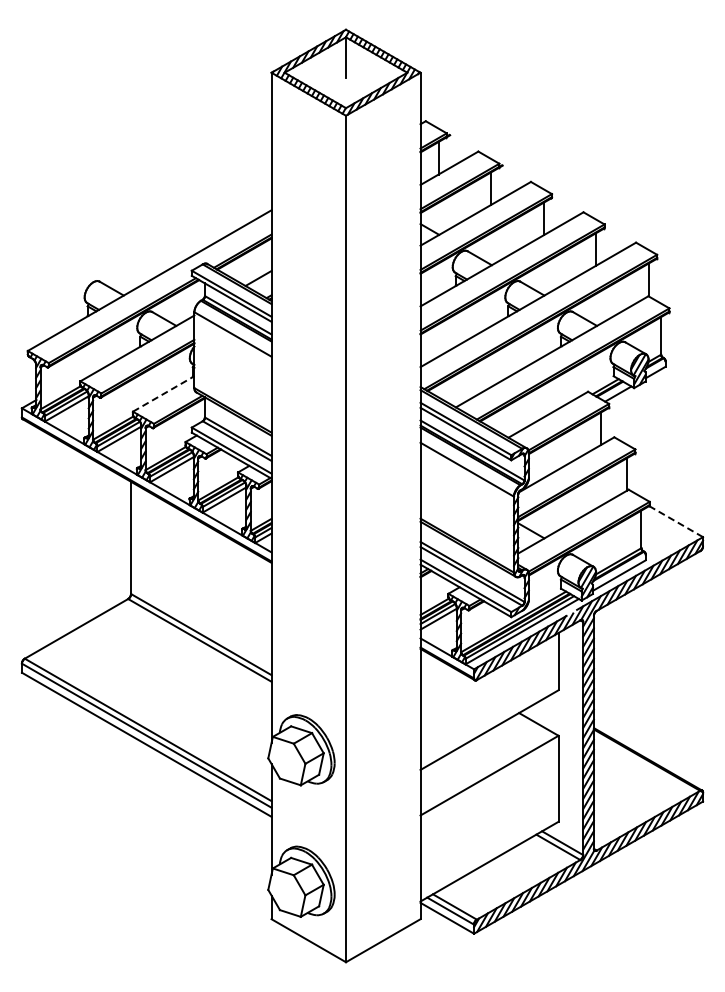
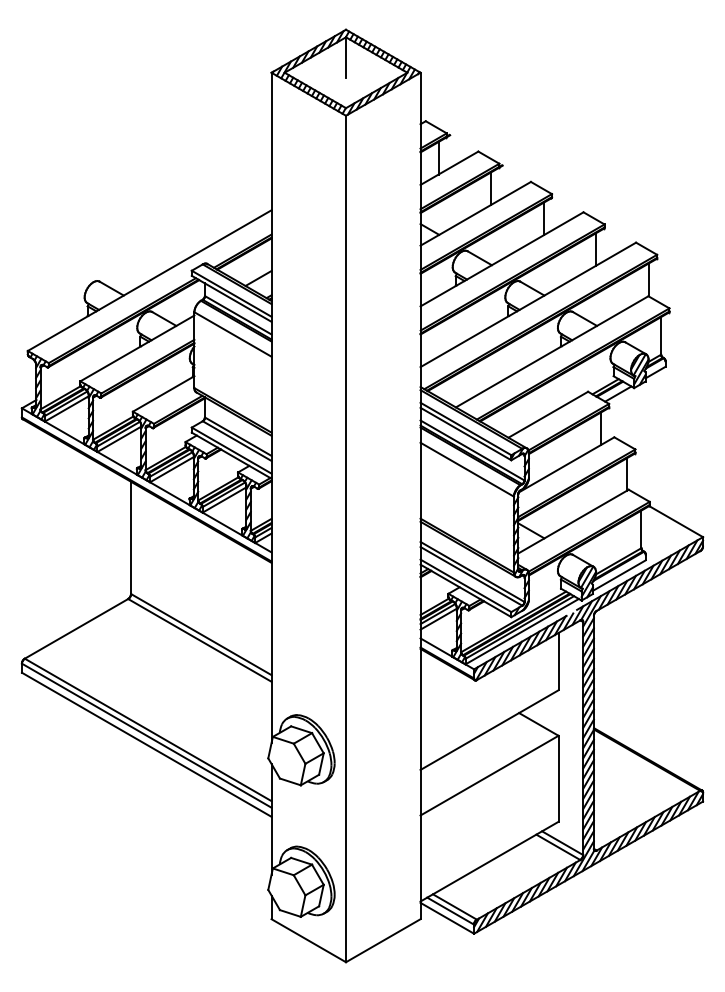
line: dashed -> solid (164, 393)
line: dashed -> solid (675, 521)
